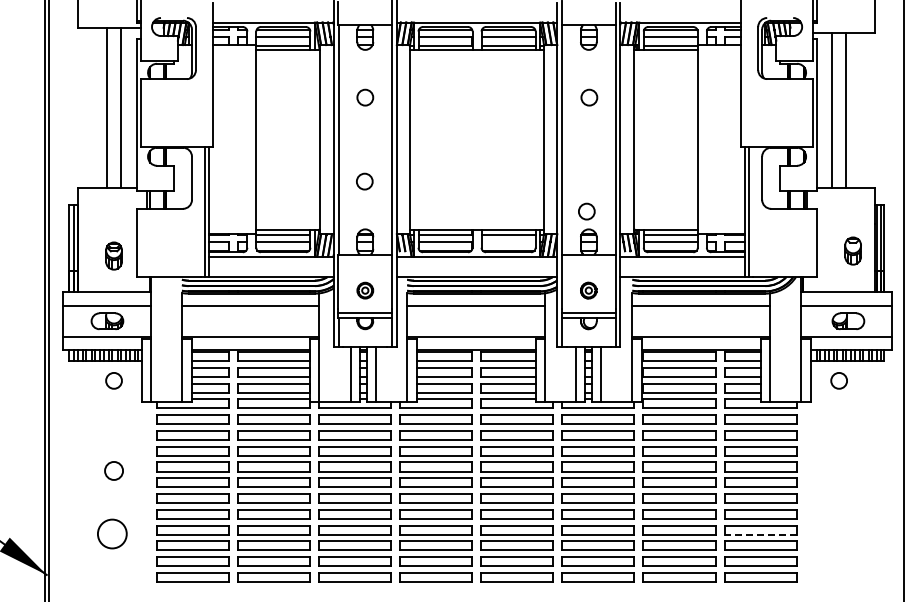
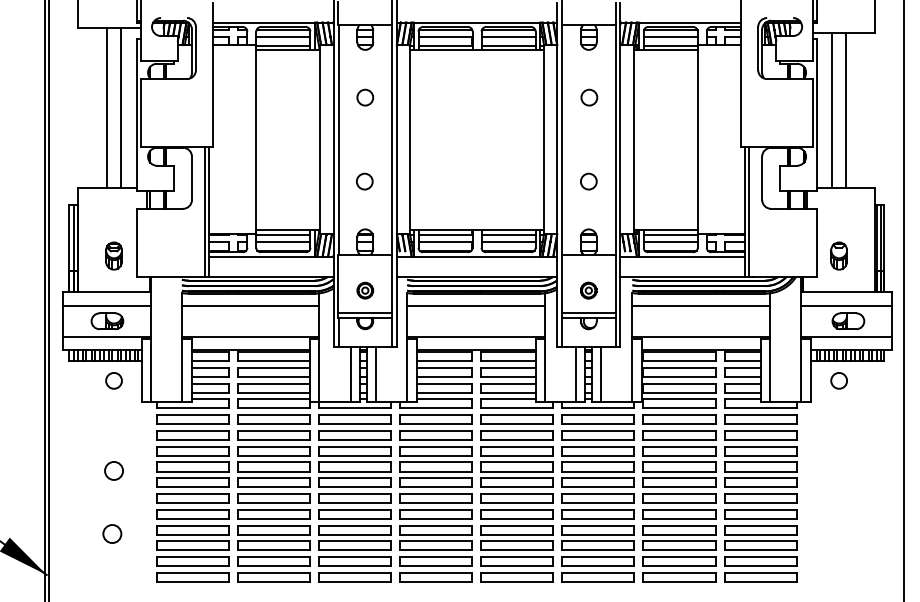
circle position: (586, 211) -> (588, 181) (588, 181)
line: none -> present (508, 241)
part position: (852, 250) -> (838, 255) (838, 255)
circle diameter: 29 px -> 18 px (112, 534)
line: dashed -> solid (760, 534)
